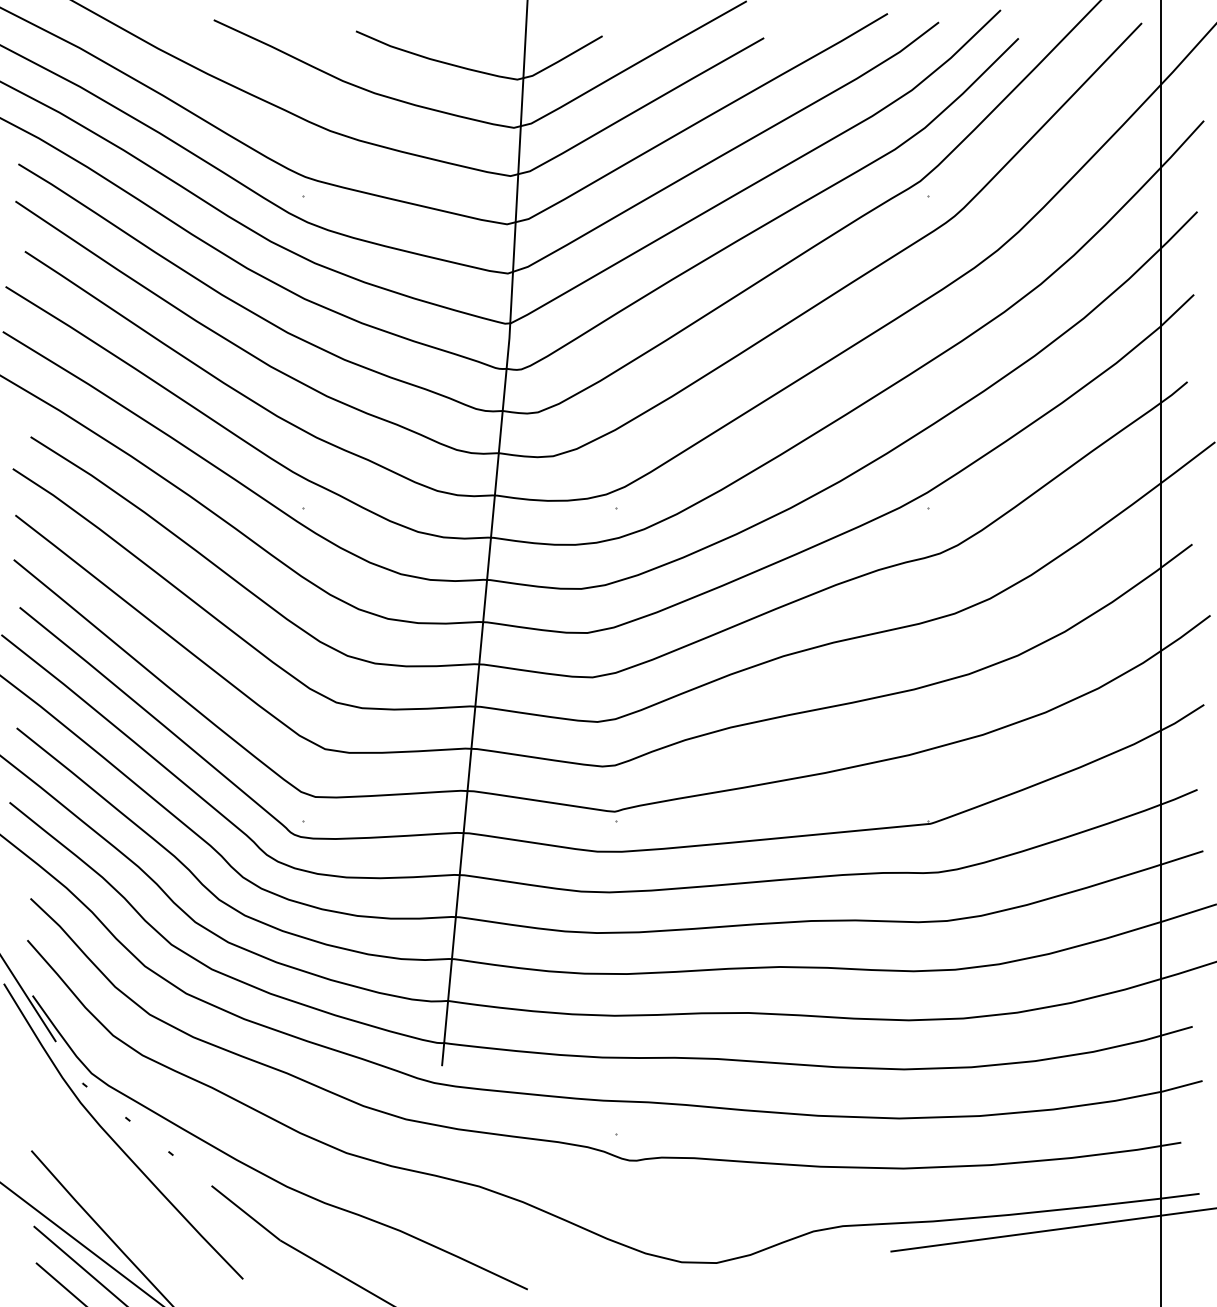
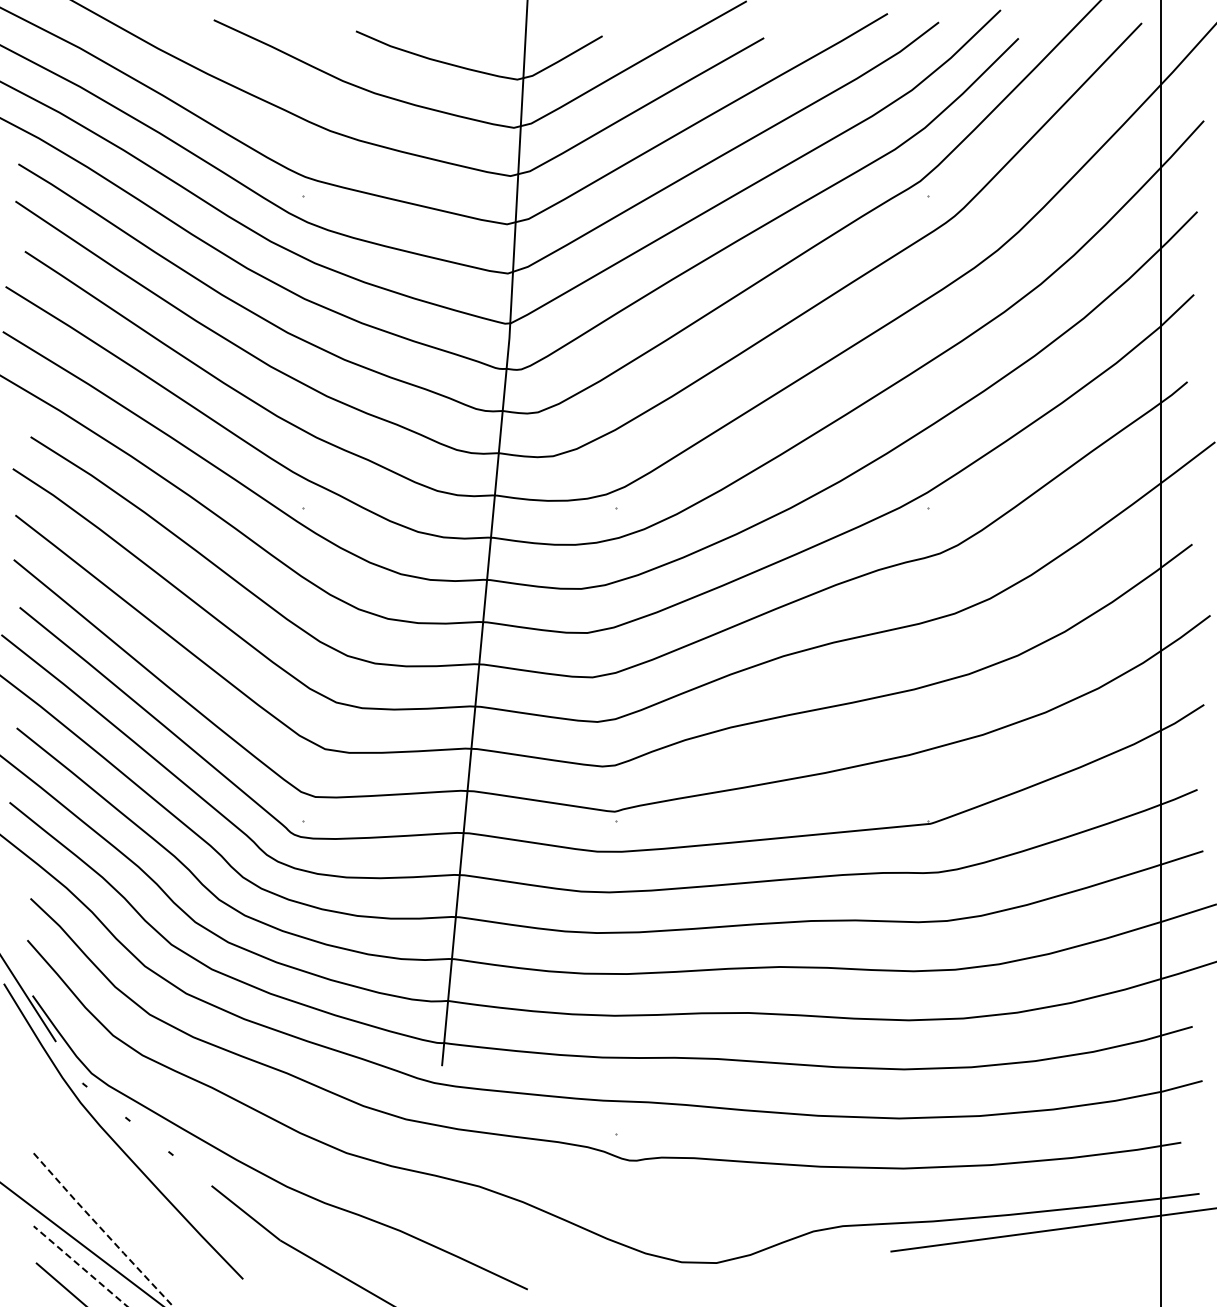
line: solid -> dashed (101, 1228)
line: solid -> dashed (80, 1266)
